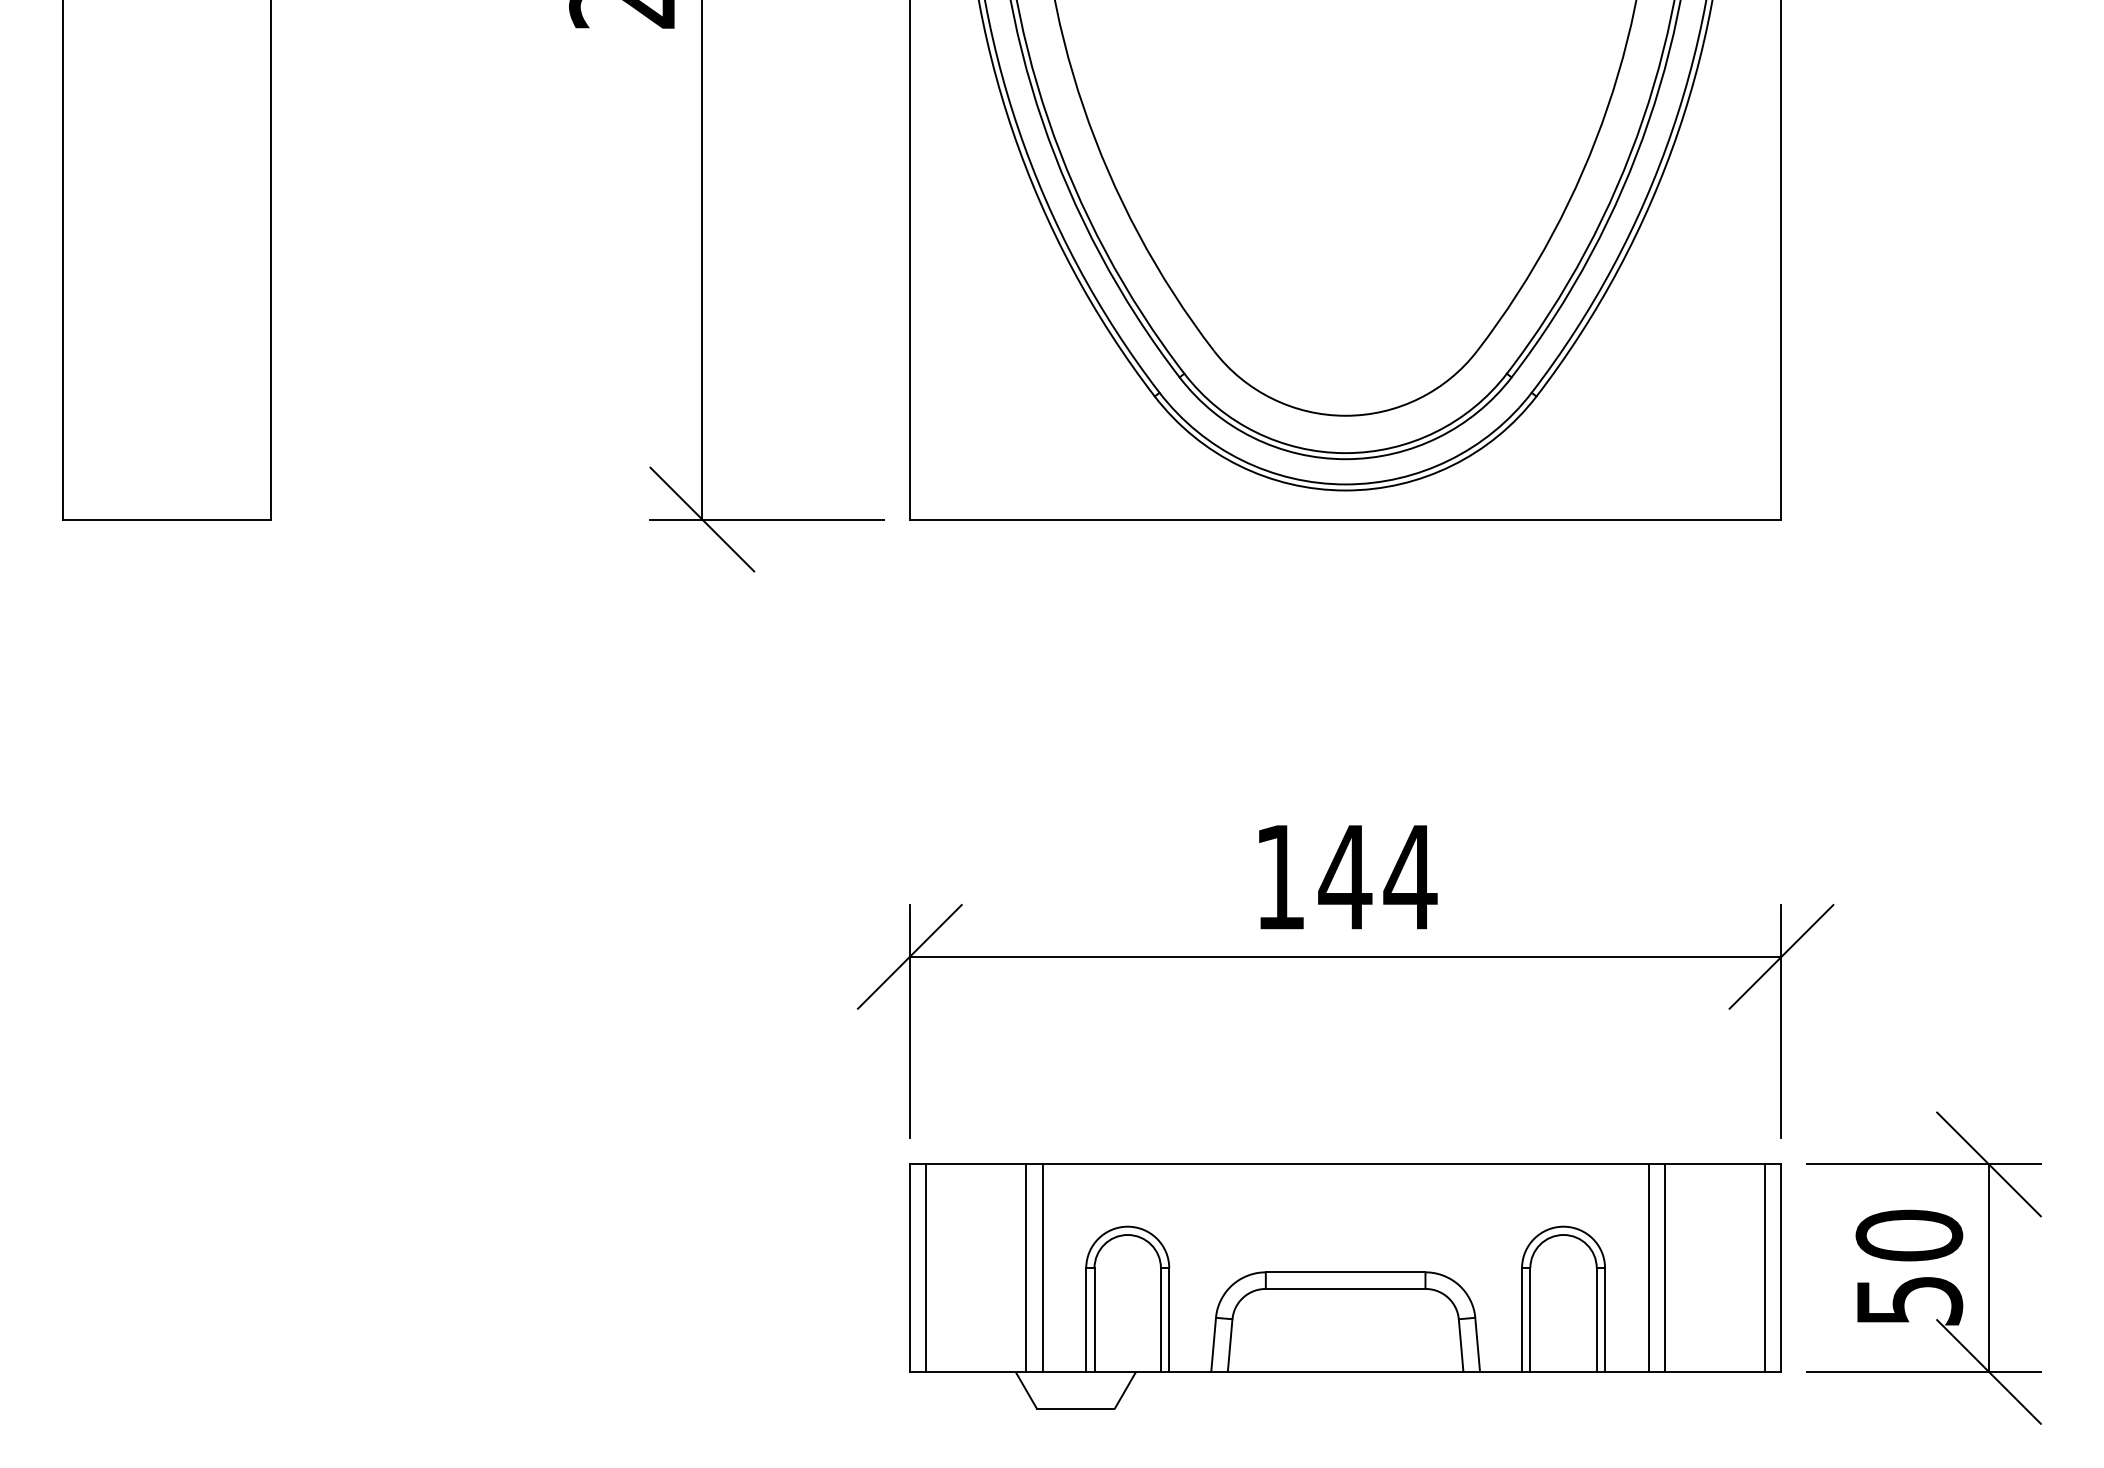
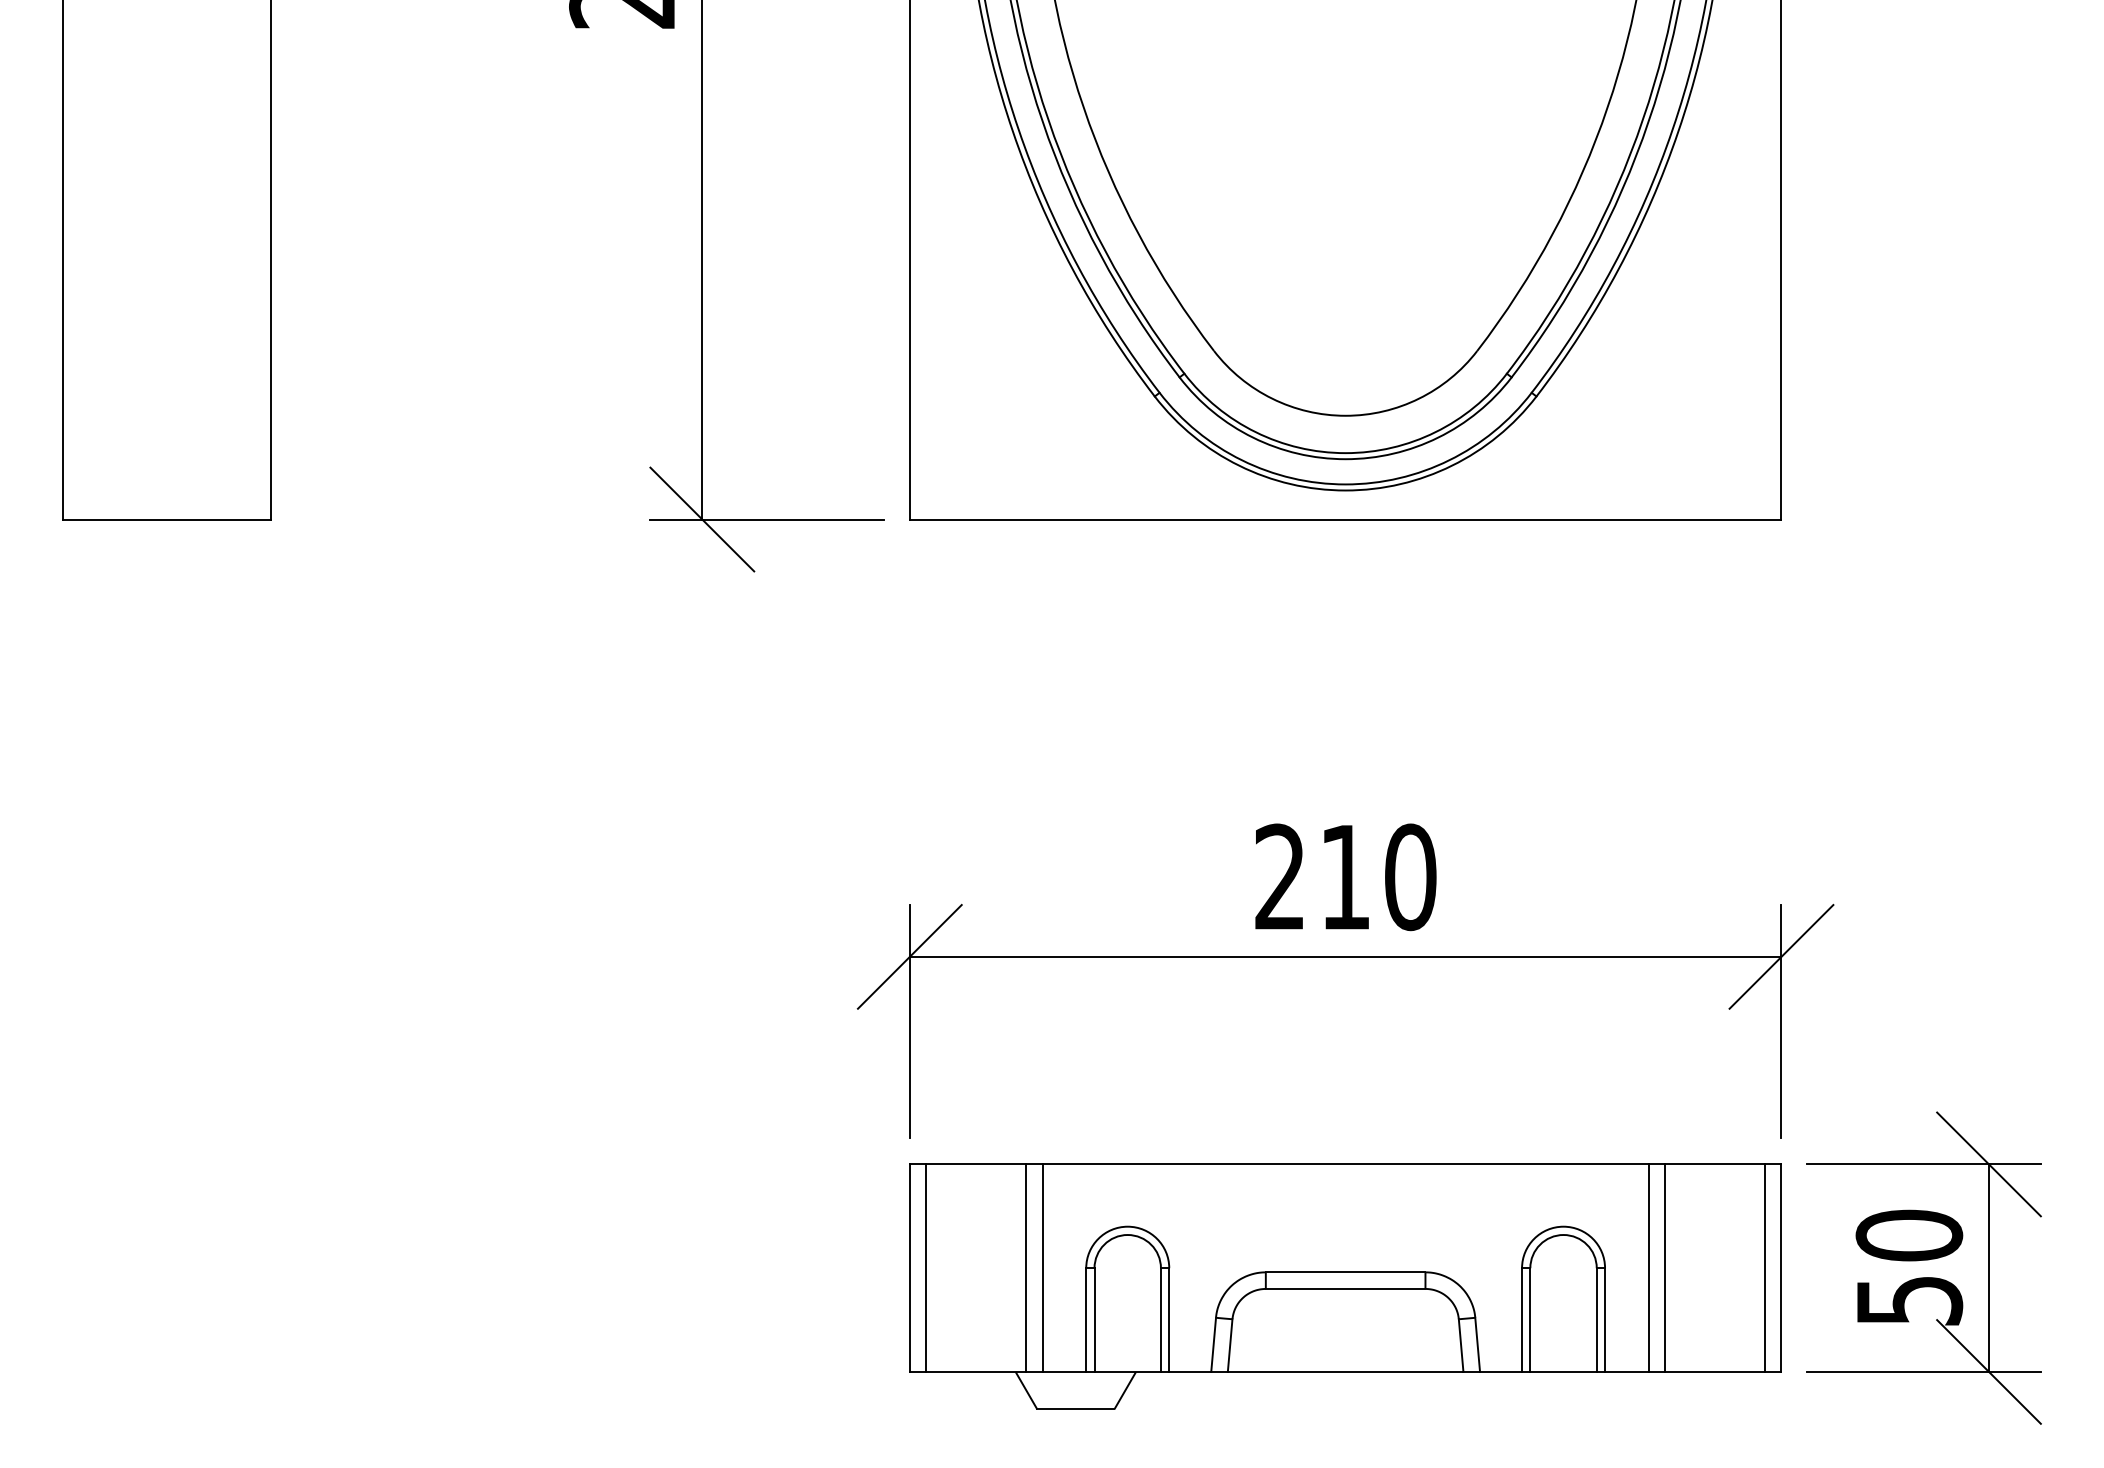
text: 144 -> 210 (1346, 877)
